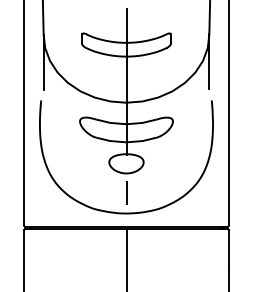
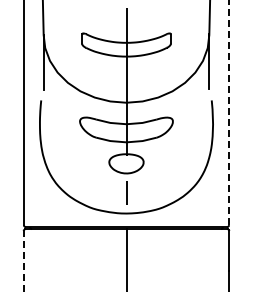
line: solid -> dashed (229, 112)
line: solid -> dashed (23, 261)
